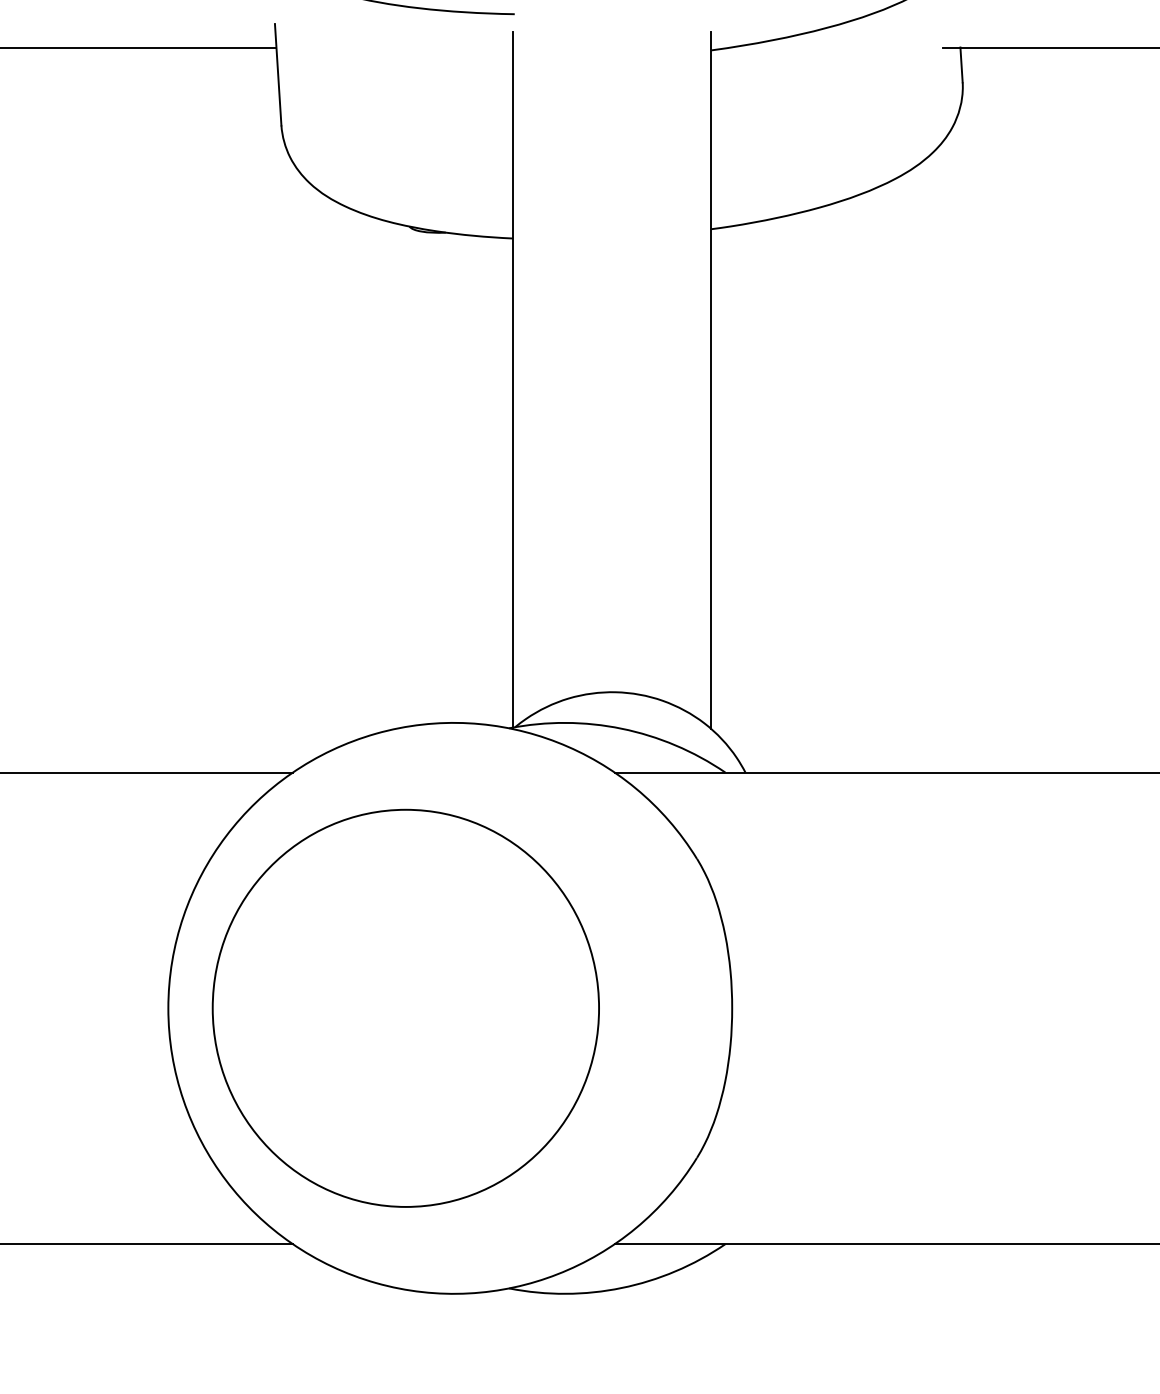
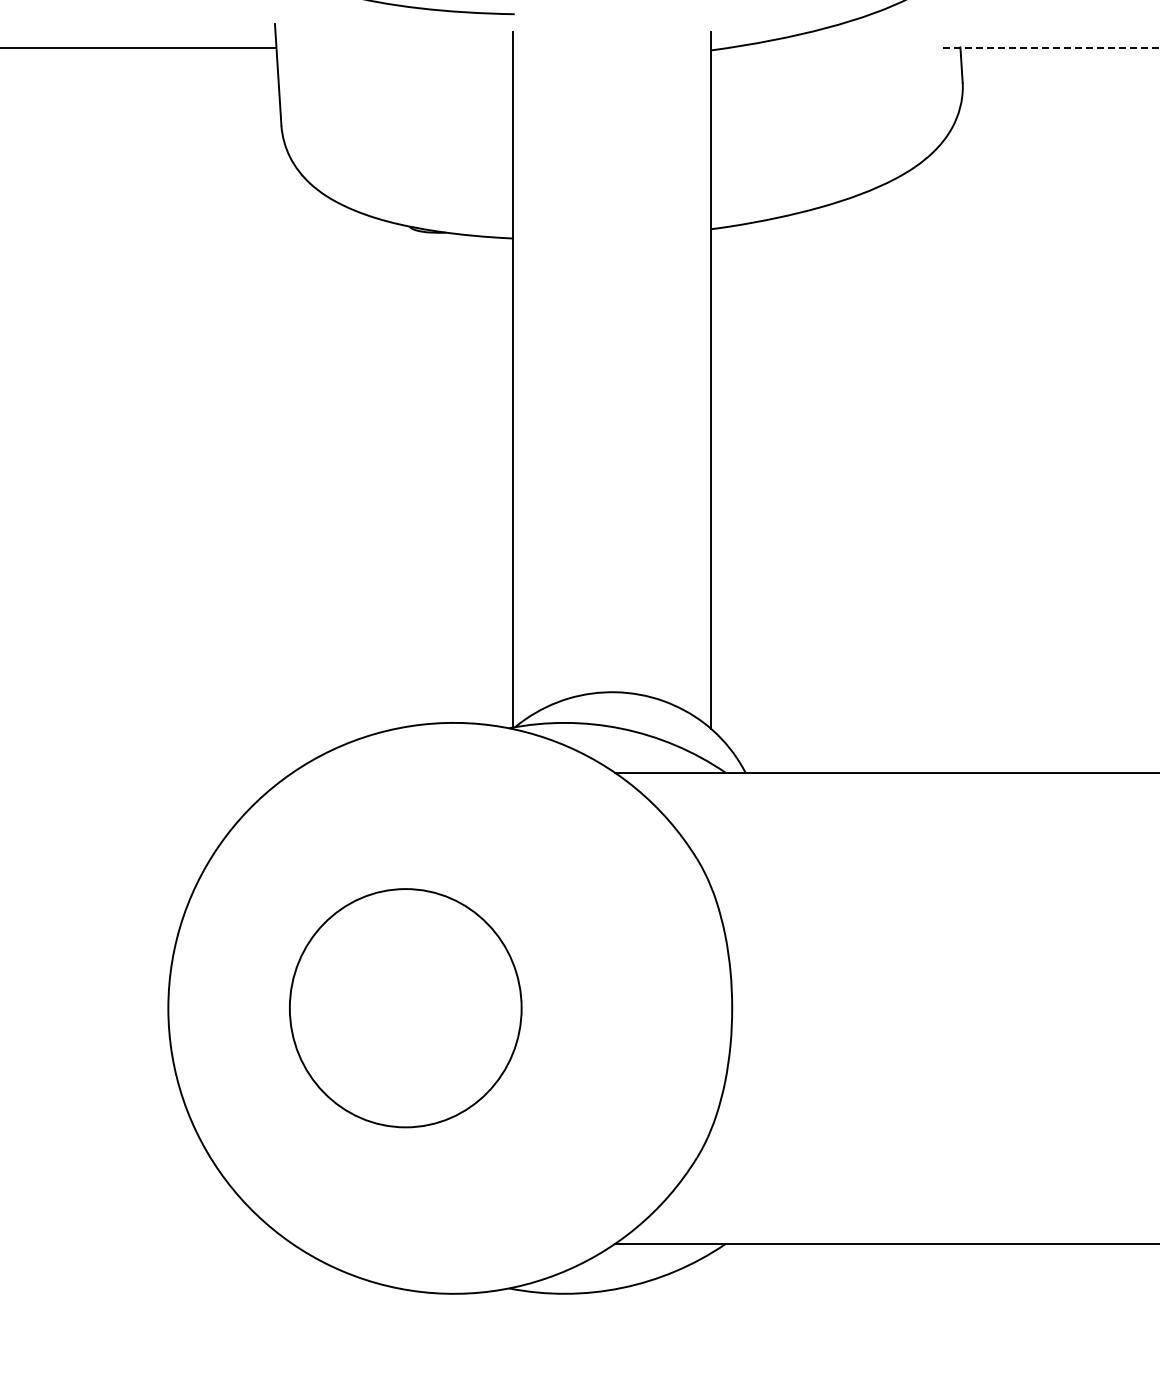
line: solid -> dashed (1051, 47)
line: present -> none (147, 772)
part size: 389x400 px -> 234x241 px (405, 1008)
line: present -> none (147, 1244)
